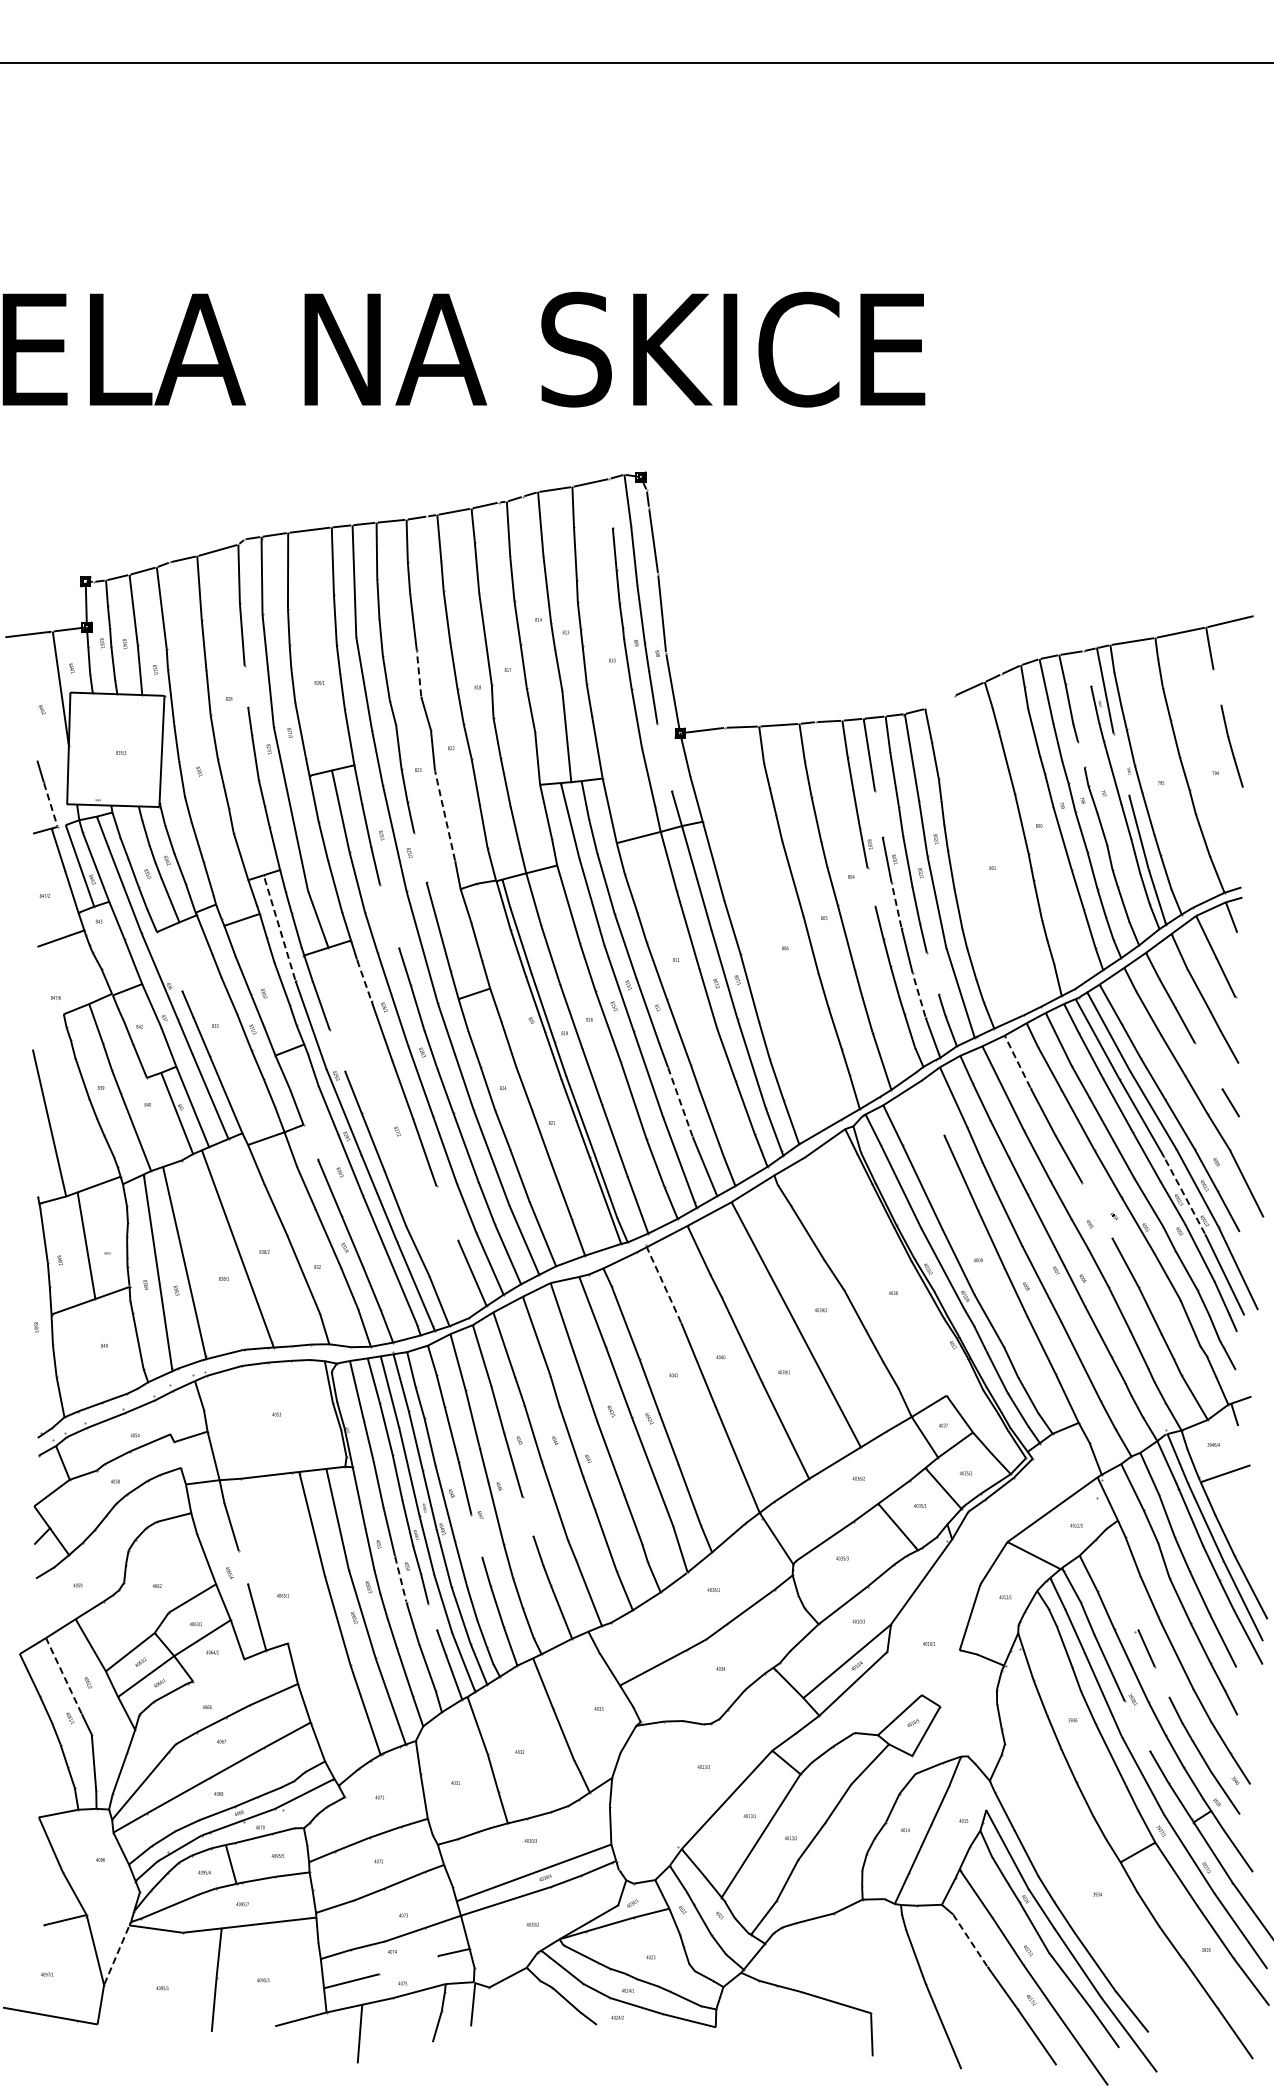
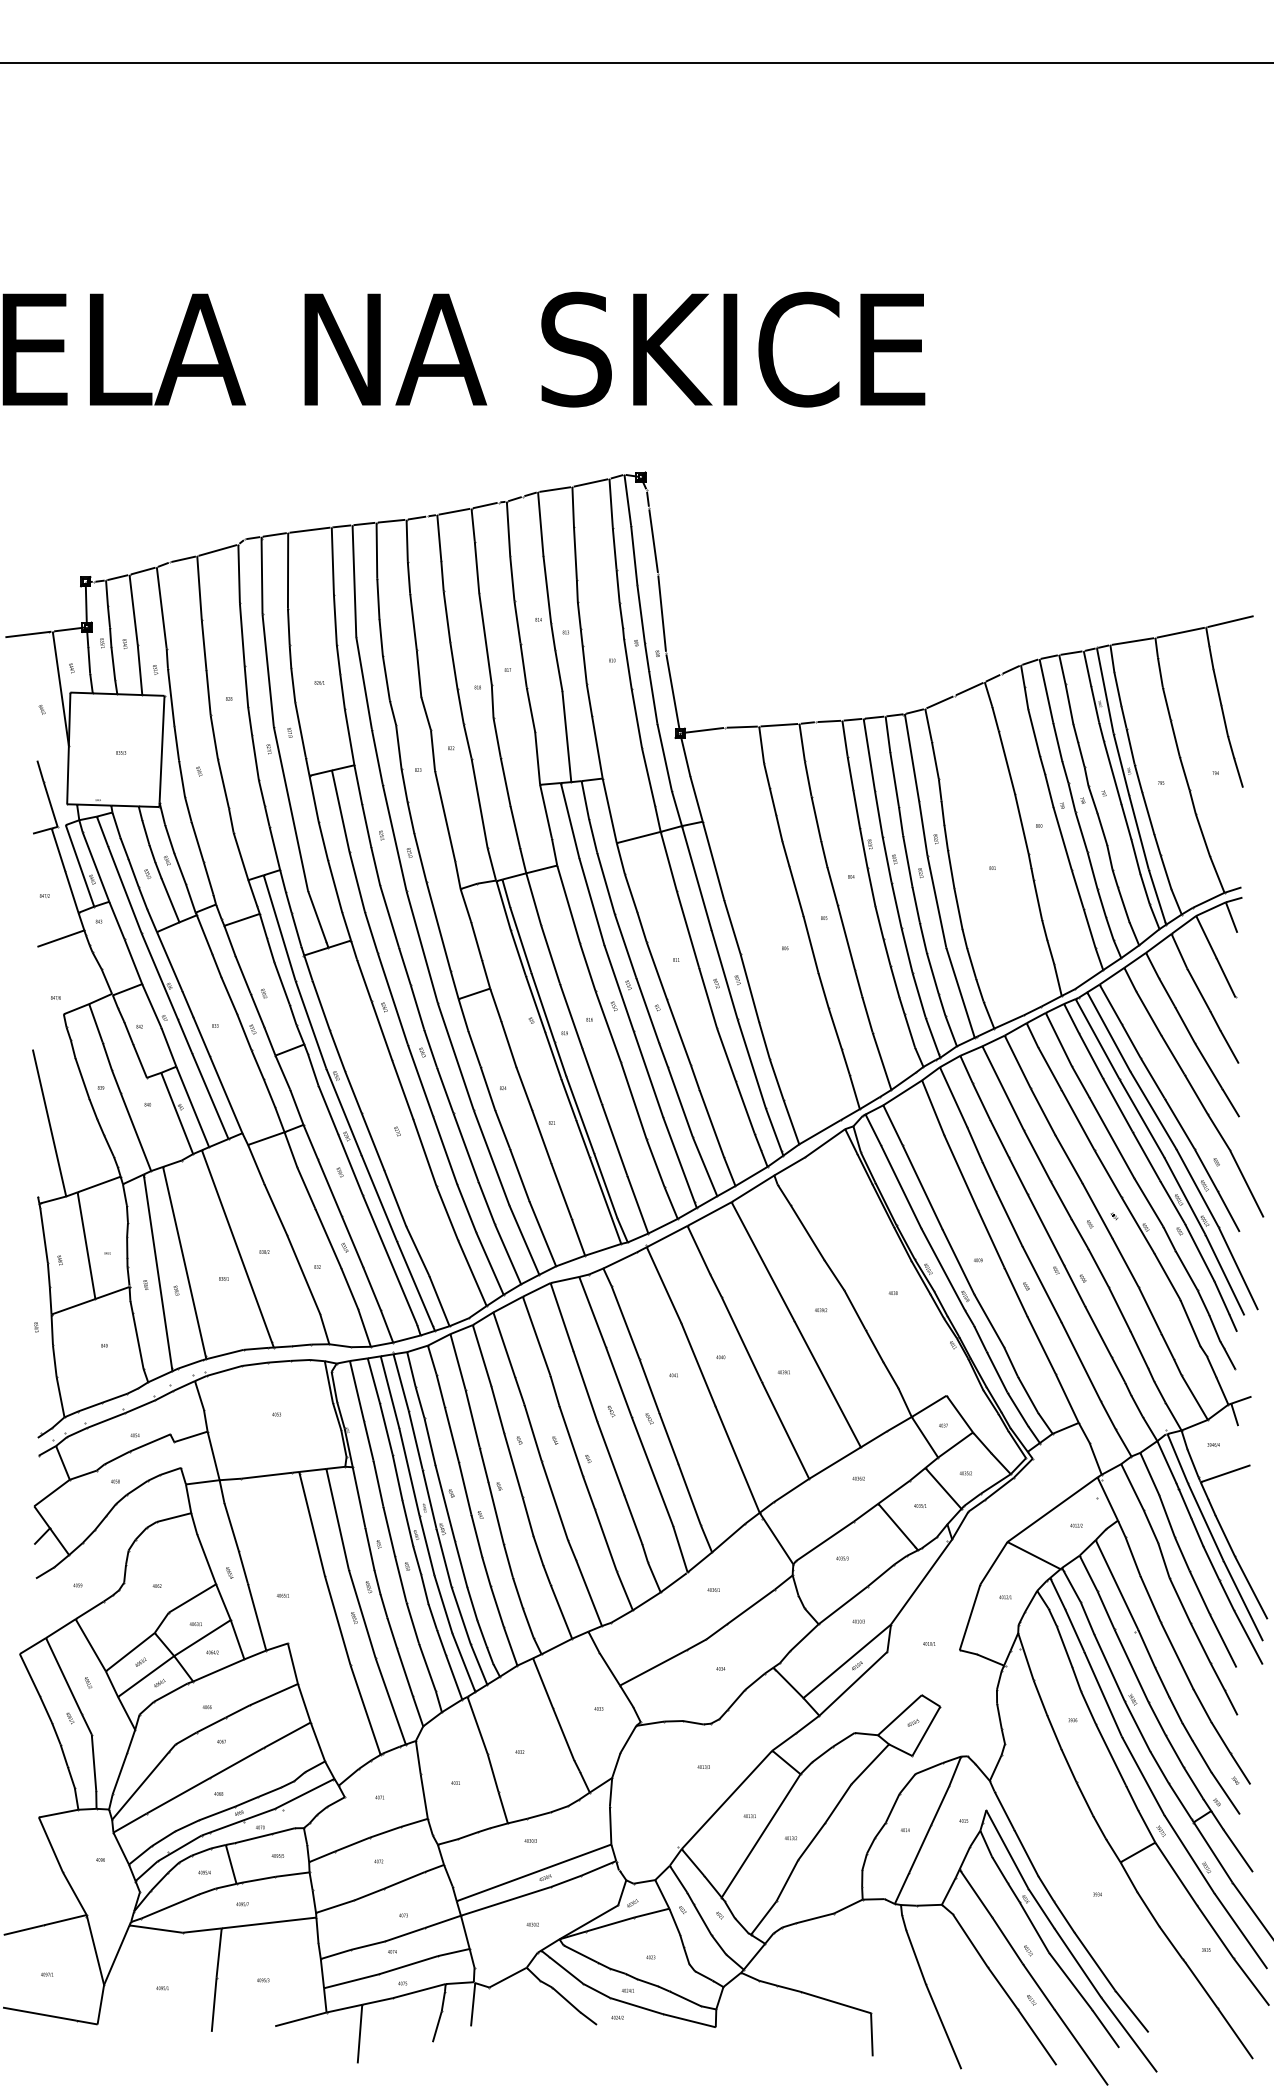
line: none -> present (610, 502)
line: none -> present (1086, 668)
line: dashed -> solid (419, 673)
line: none -> present (246, 686)
line: none -> present (1217, 687)
line: none -> present (939, 701)
line: none -> present (1081, 754)
line: none -> present (664, 756)
line: none -> present (1120, 764)
line: dashed -> solid (50, 805)
line: none -> present (878, 814)
line: dashed -> solid (445, 816)
line: none -> present (420, 857)
line: none -> present (871, 887)
line: dashed -> solid (896, 904)
line: none -> present (389, 915)
line: dashed -> solid (279, 927)
line: none -> present (169, 960)
line: none -> present (932, 973)
line: dashed -> solid (364, 980)
line: dashed -> solid (919, 994)
line: none -> present (337, 1050)
line: dashed -> solid (1017, 1061)
line: none -> present (1208, 1065)
line: dashed -> solid (680, 1101)
line: none -> present (932, 1107)
line: none -> present (310, 1141)
line: dashed -> solid (1184, 1195)
line: none -> present (1096, 1210)
line: none -> present (446, 1213)
line: dashed -> solid (664, 1285)
line: none -> present (527, 1516)
line: none -> present (476, 1535)
line: none -> present (242, 1566)
line: dashed -> solid (400, 1579)
line: none -> present (1116, 1584)
line: none -> present (432, 1616)
line: none -> present (218, 1670)
line: dashed -> solid (63, 1675)
line: none -> present (1162, 1681)
line: none -> present (1137, 1726)
line: none -> present (23, 1929)
line: dashed -> solid (970, 1940)
line: dashed -> solid (117, 1954)
line: none -> present (408, 1965)
